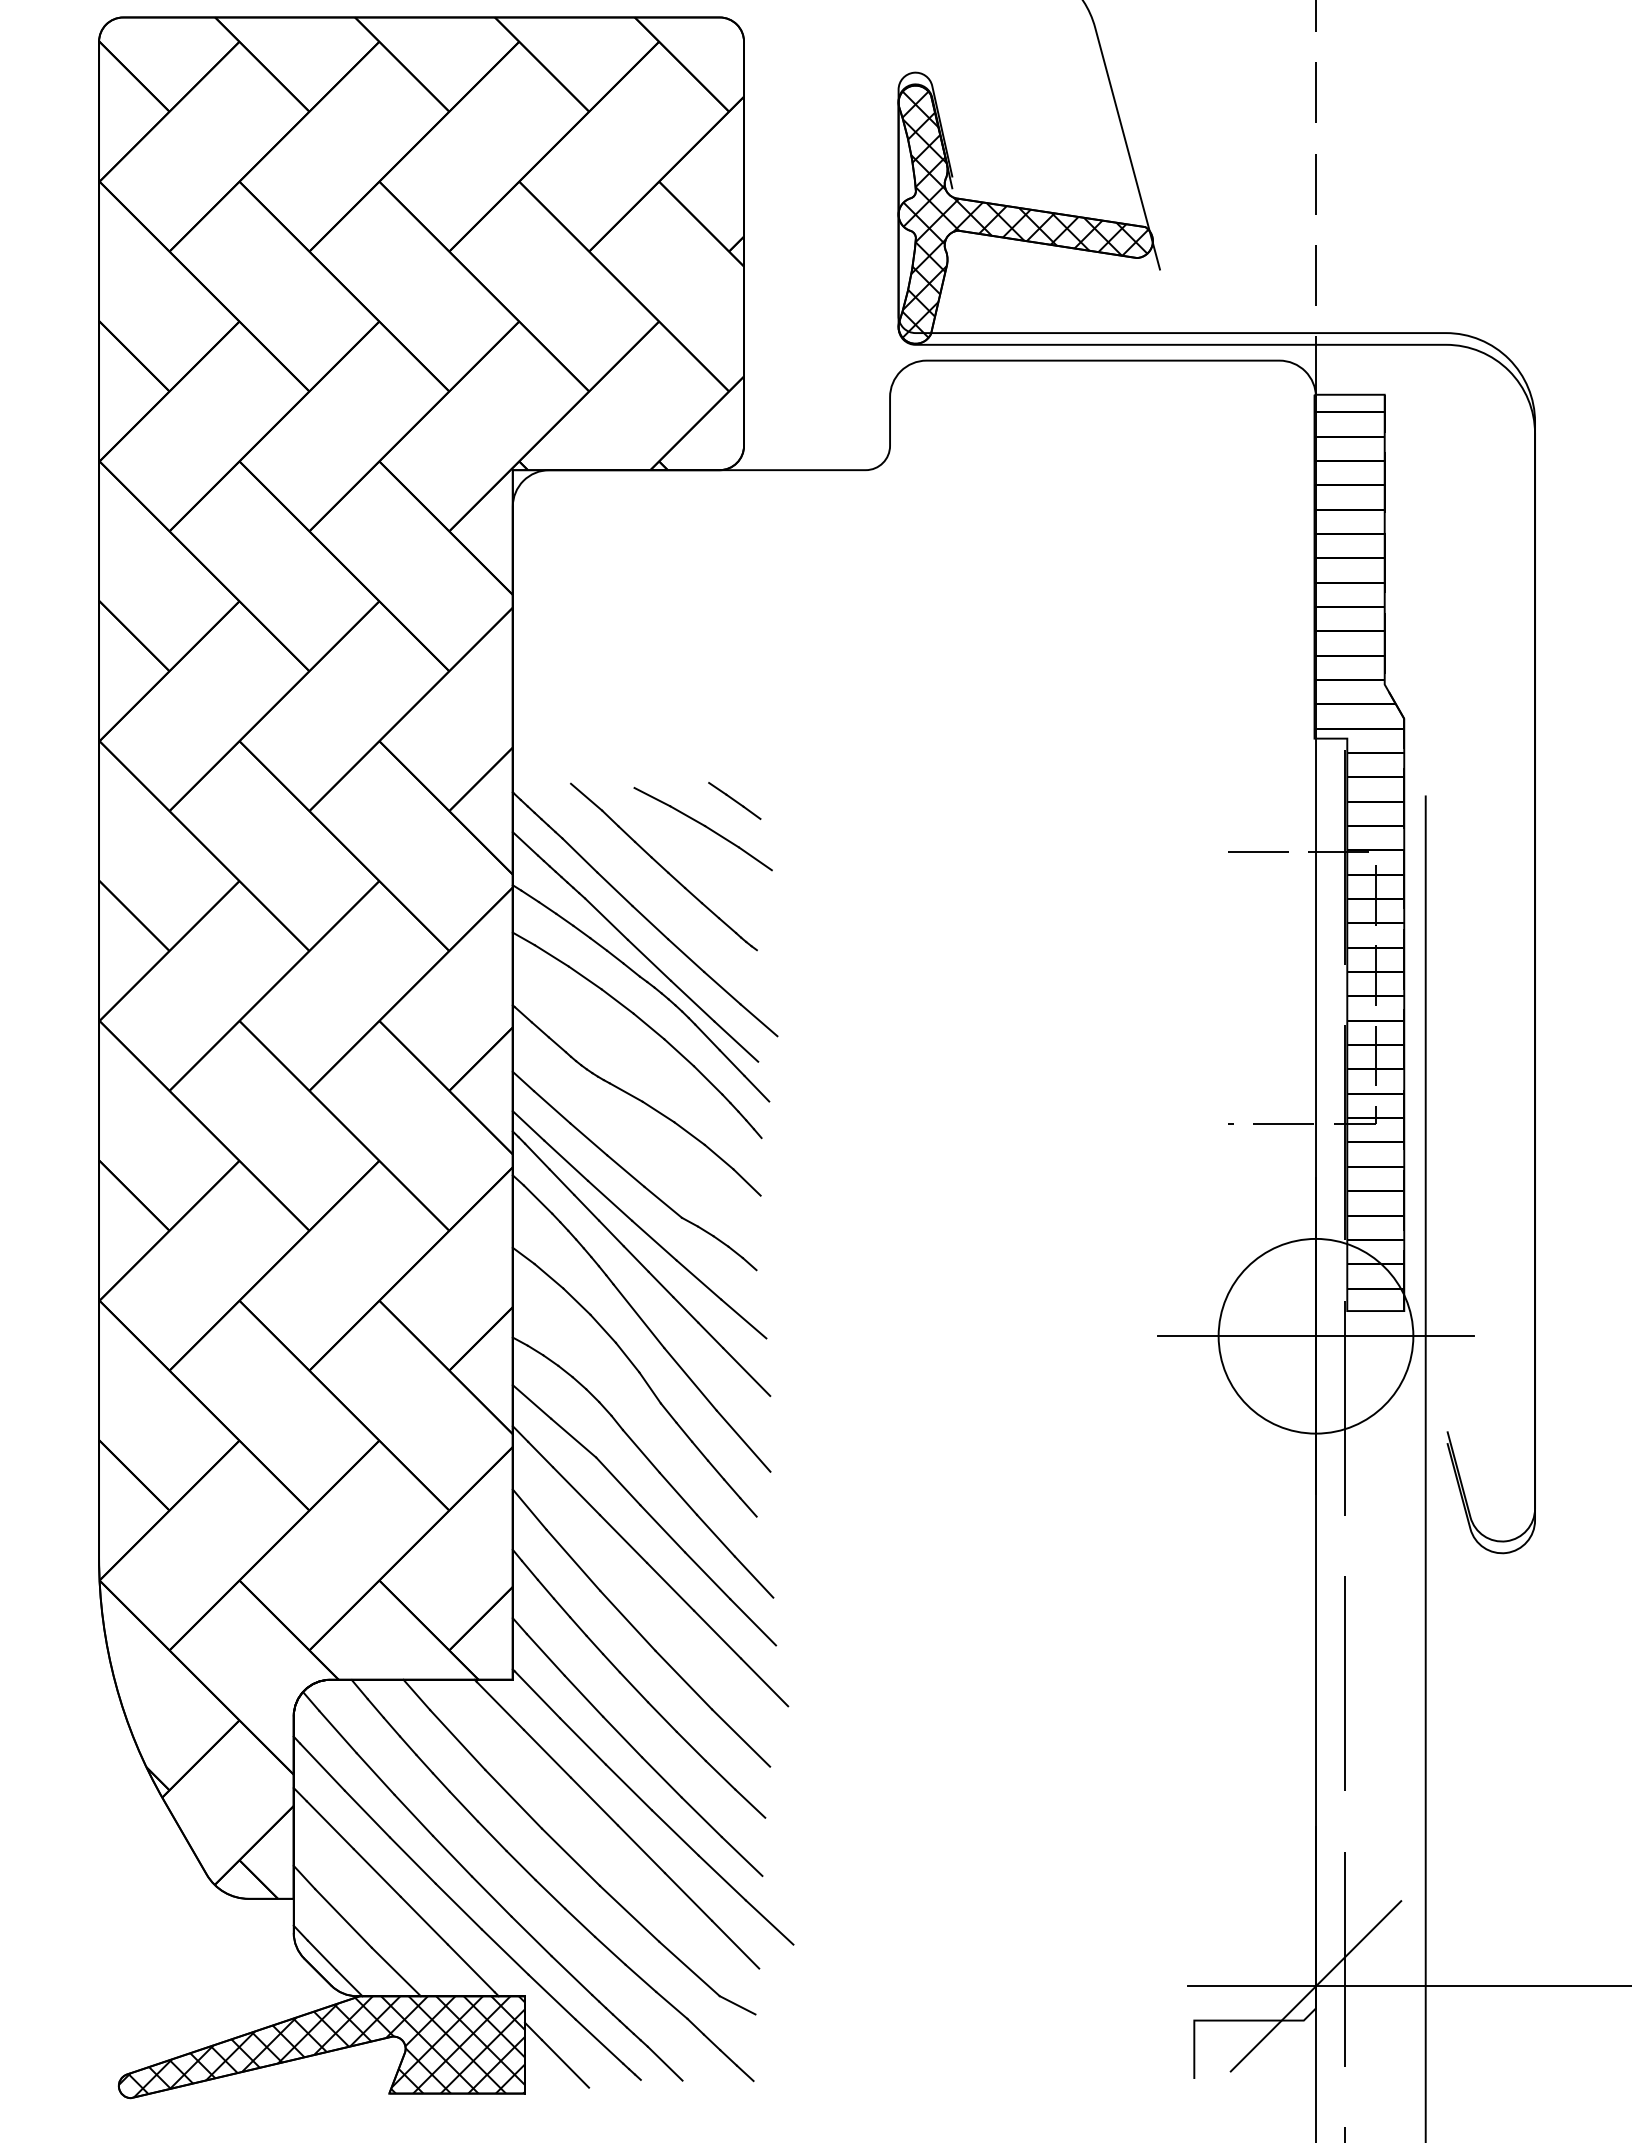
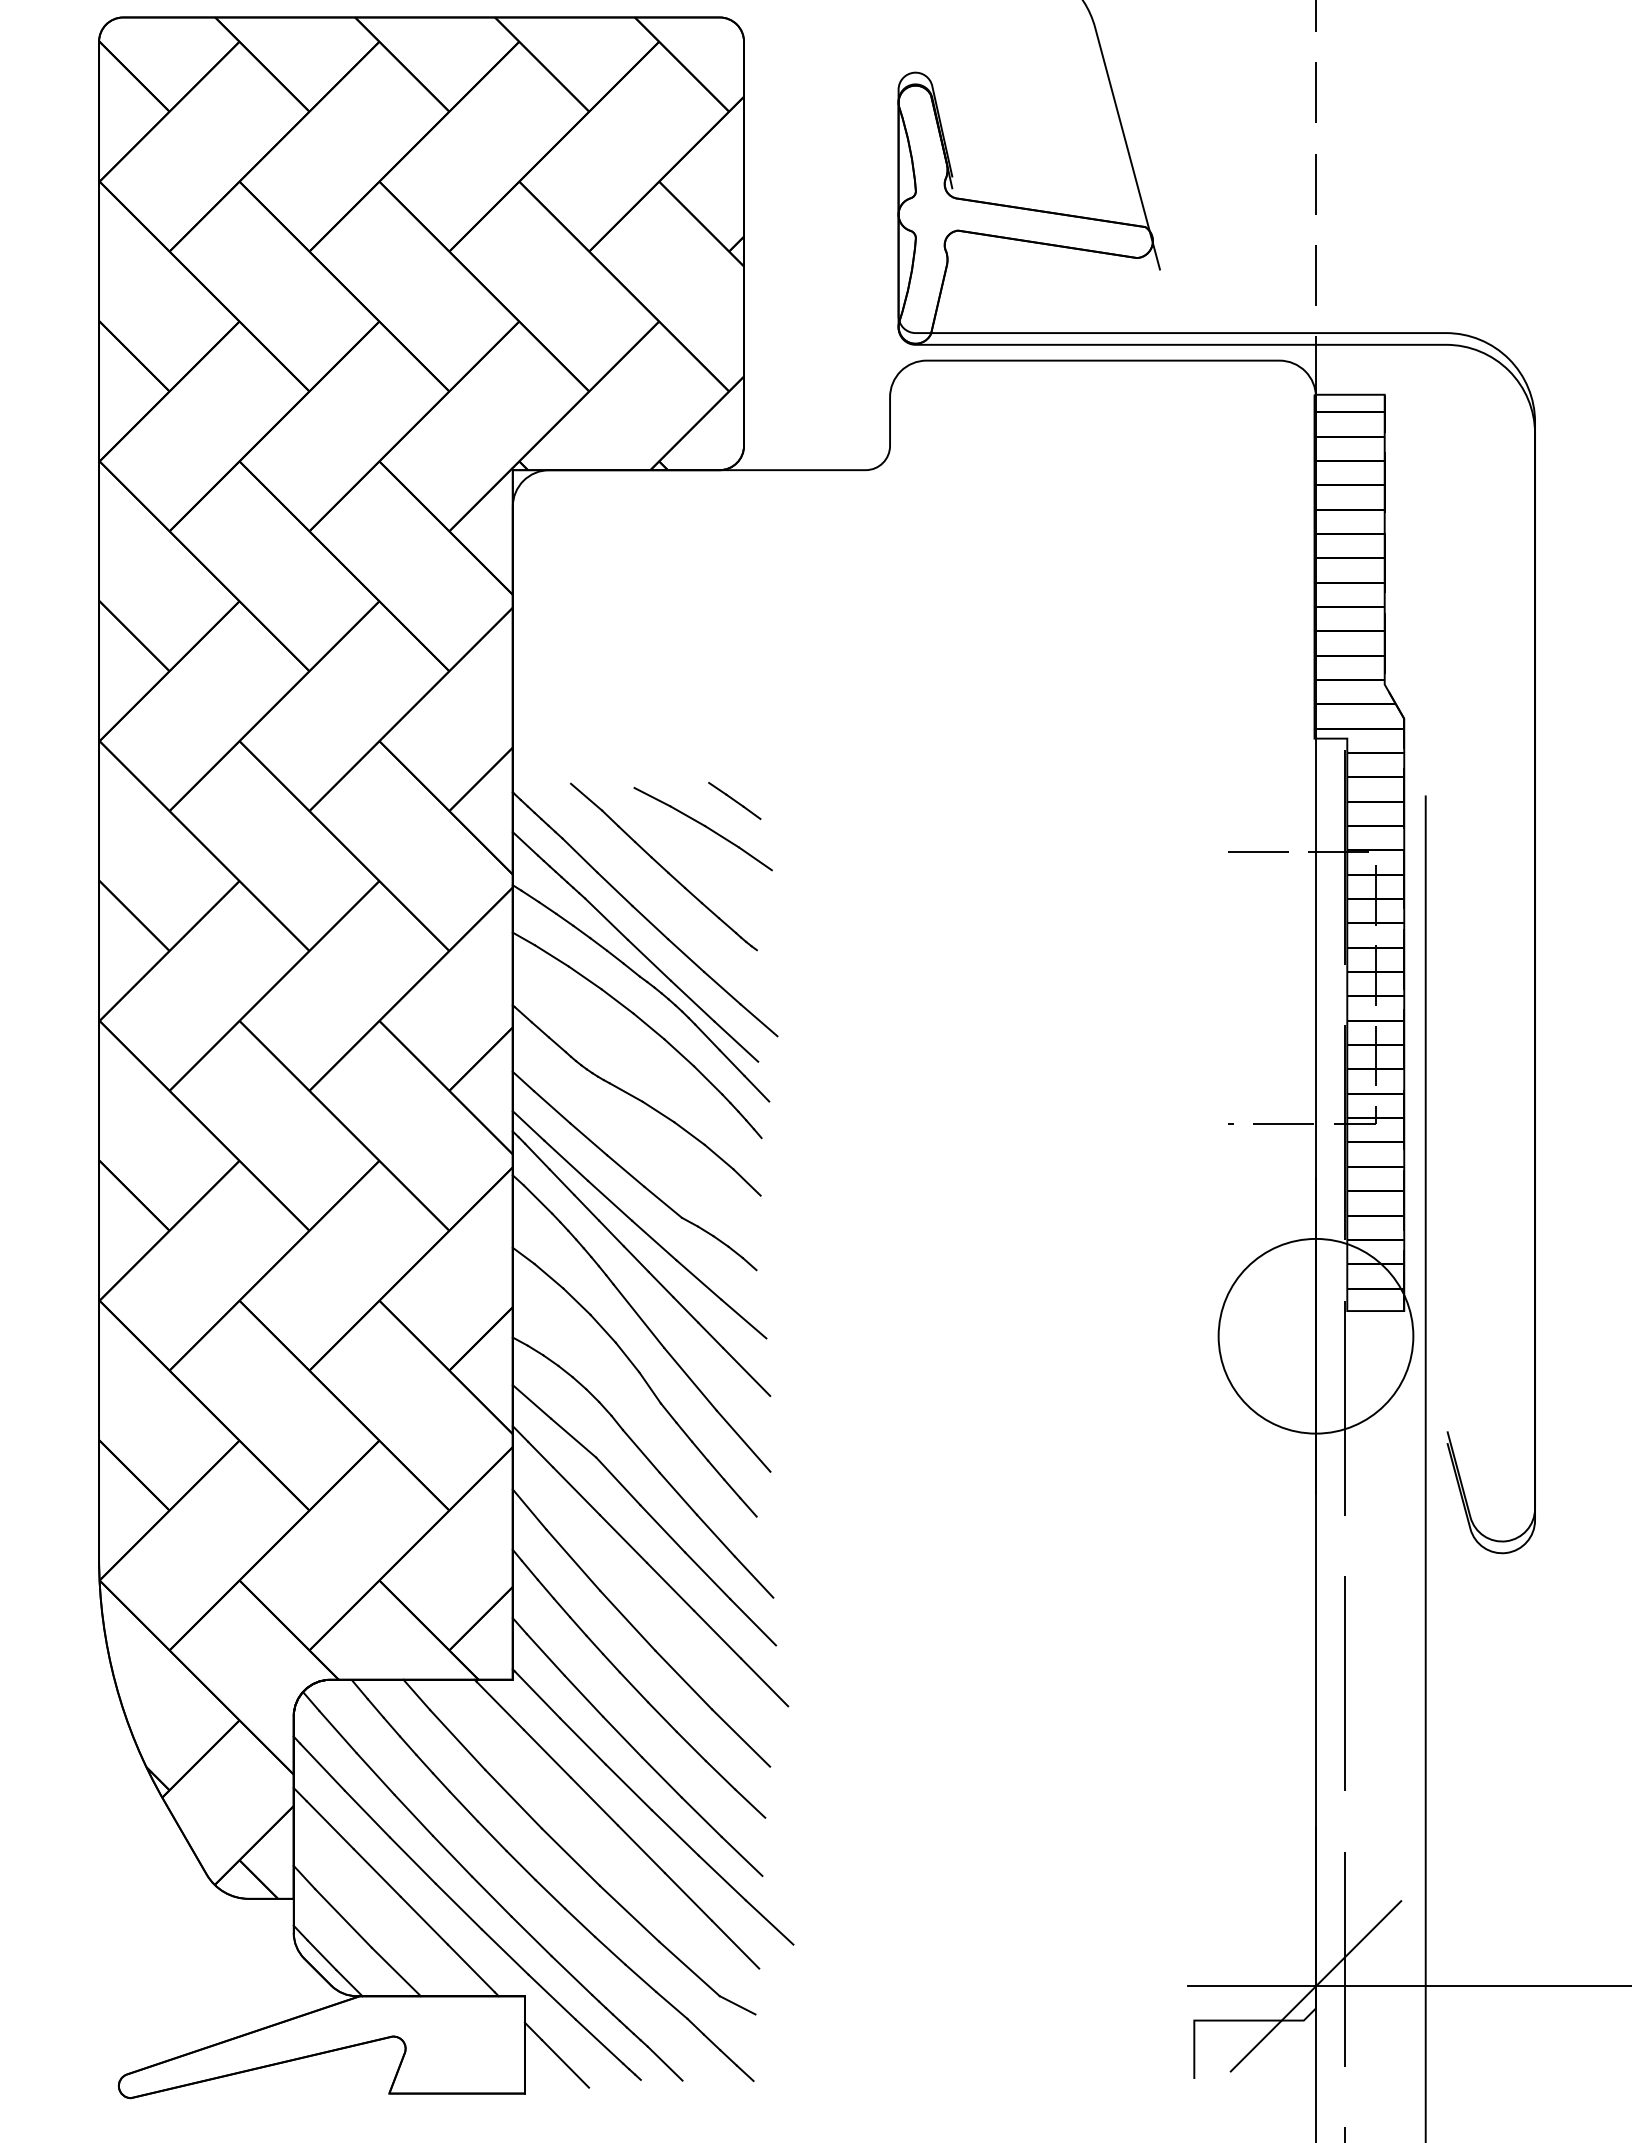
hatch: present -> none (1025, 214)
line: present -> none (1315, 1336)
hatch: present -> none (321, 2046)
